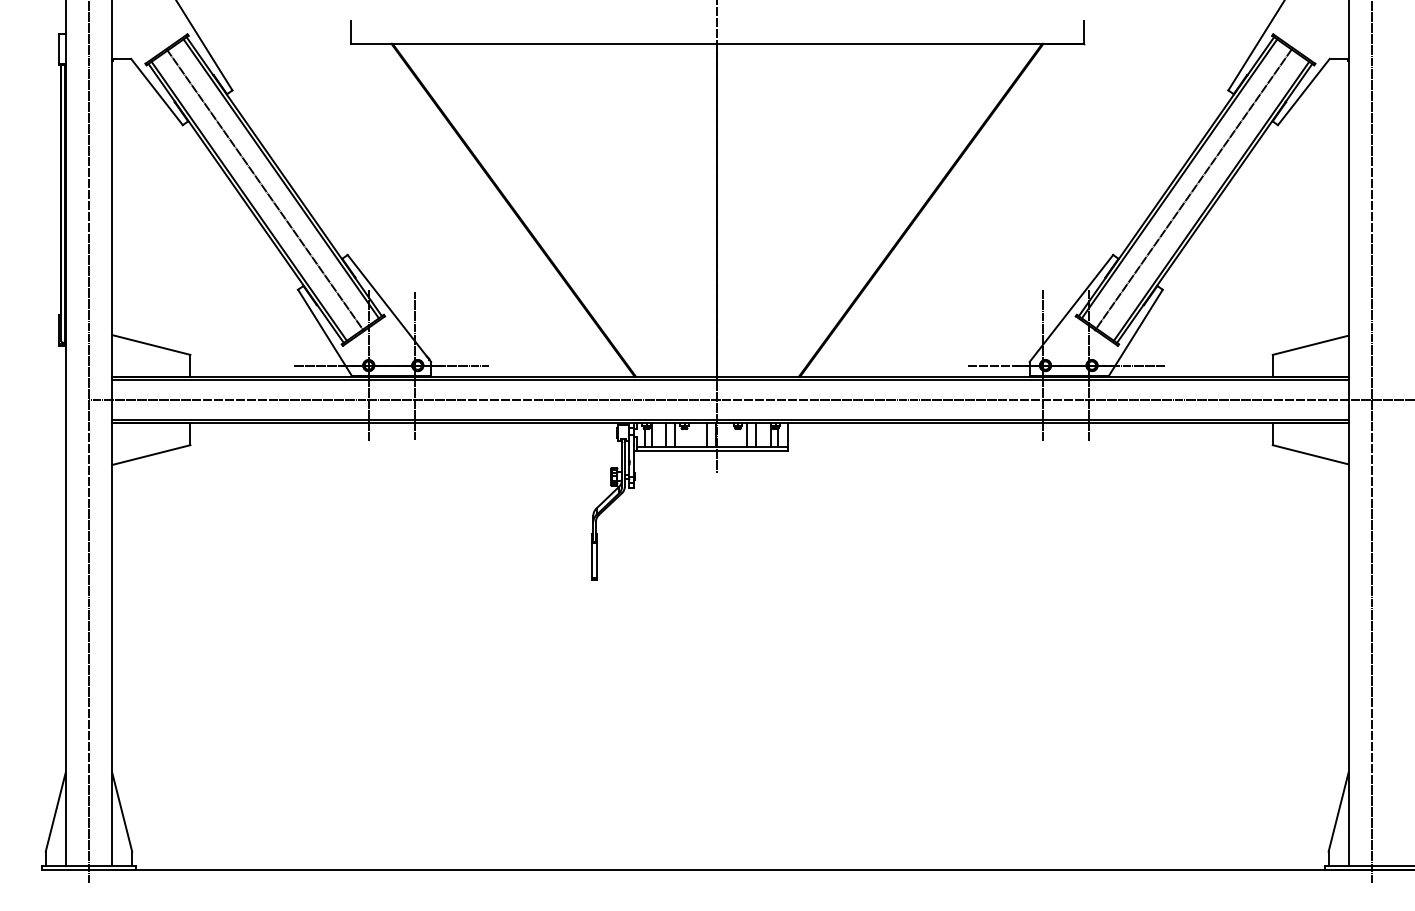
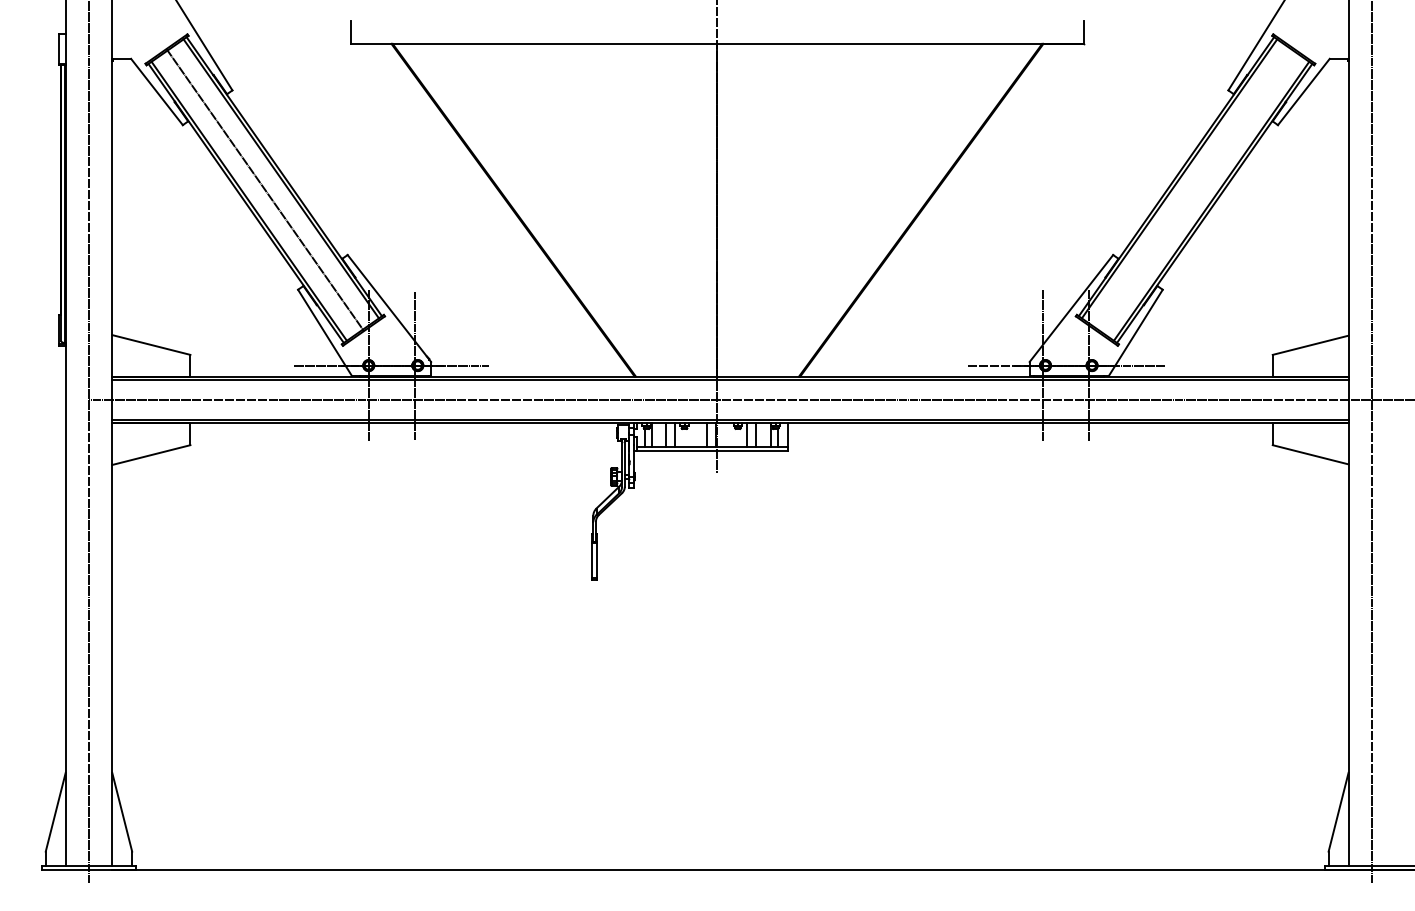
line: present -> none (1193, 190)
